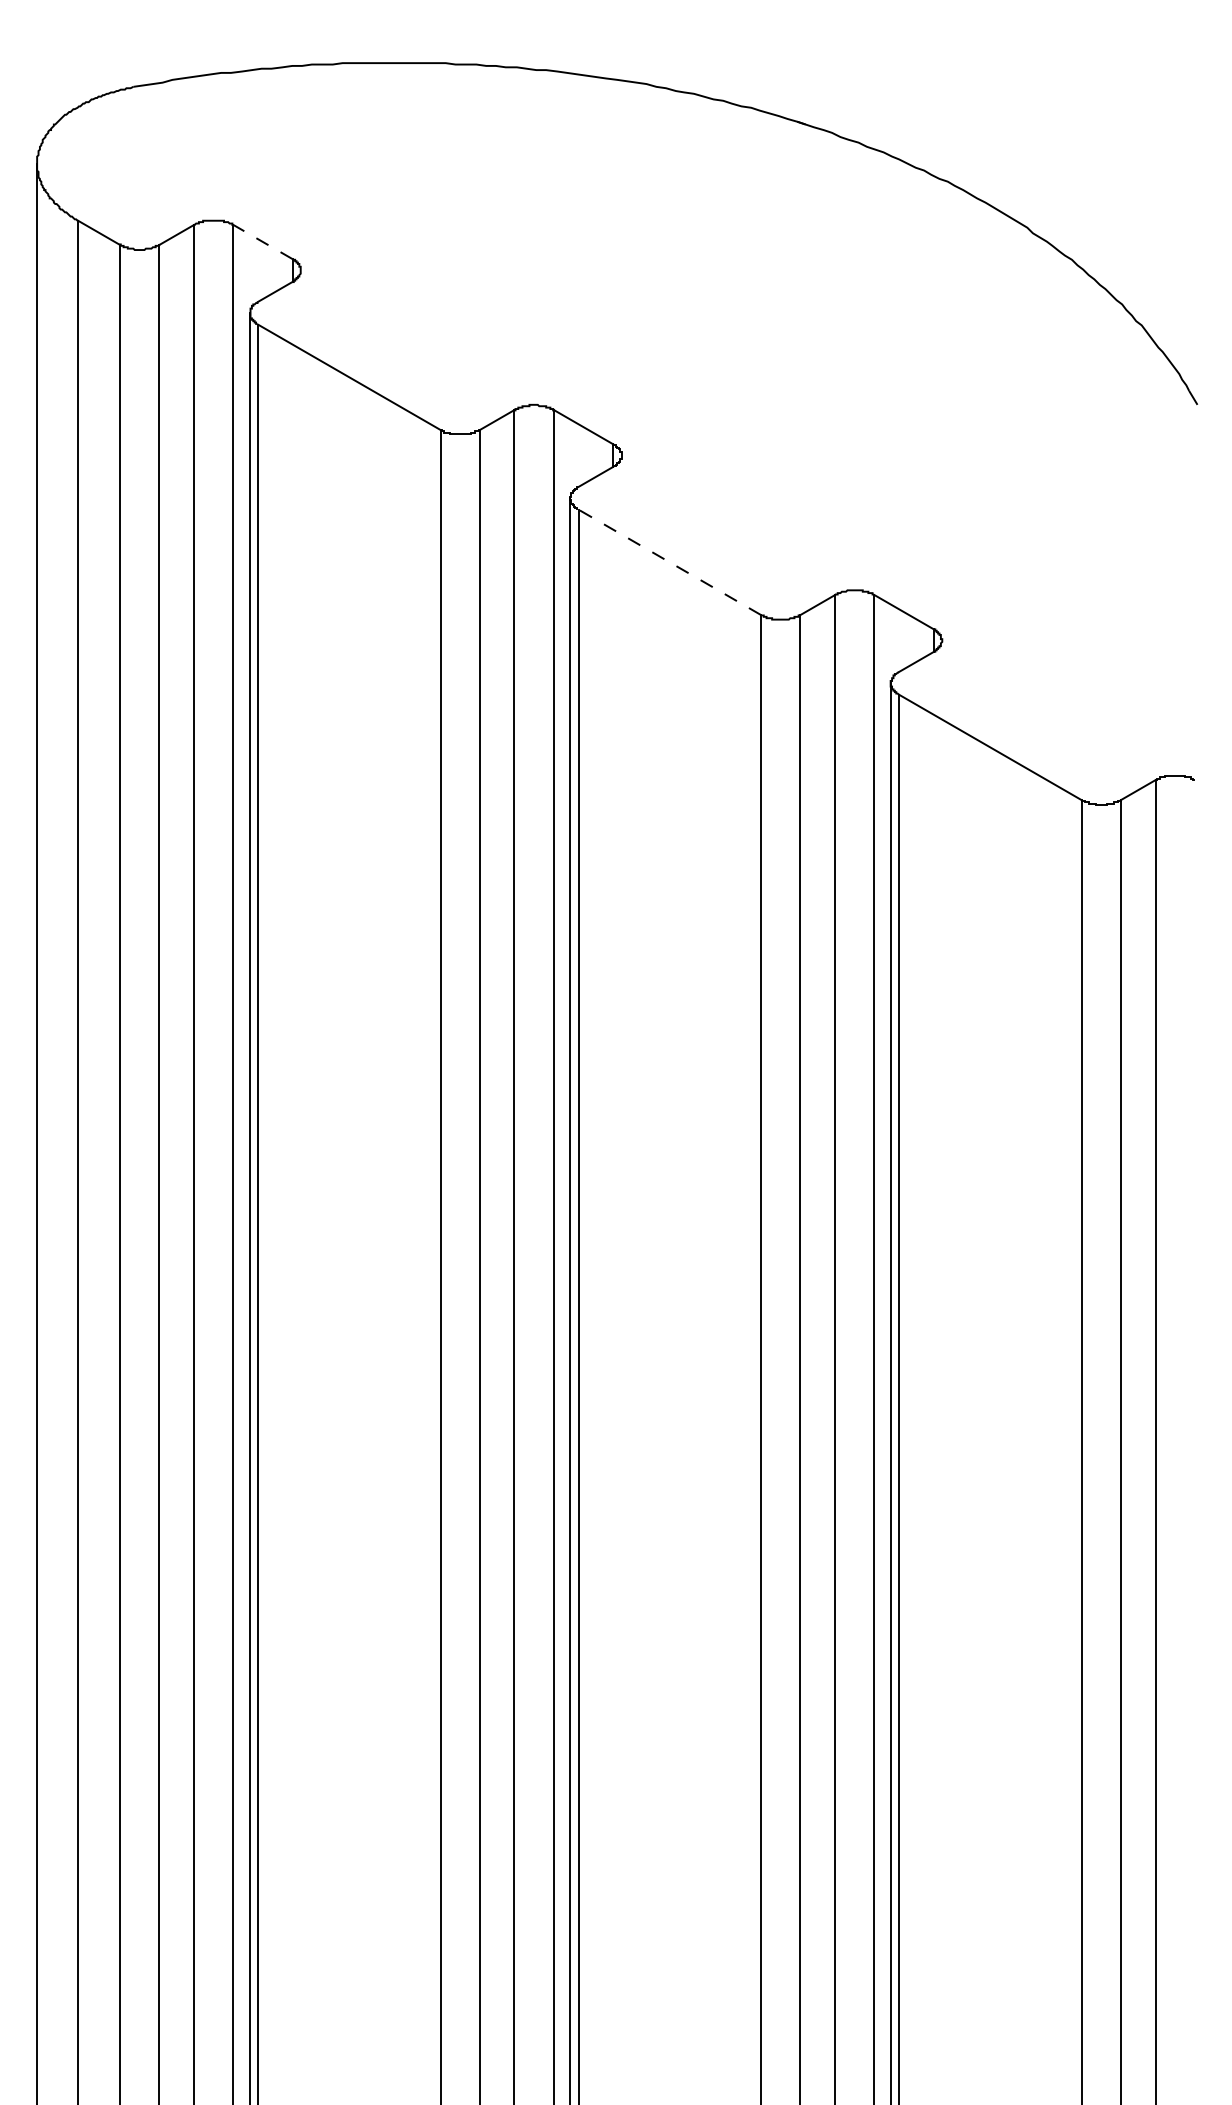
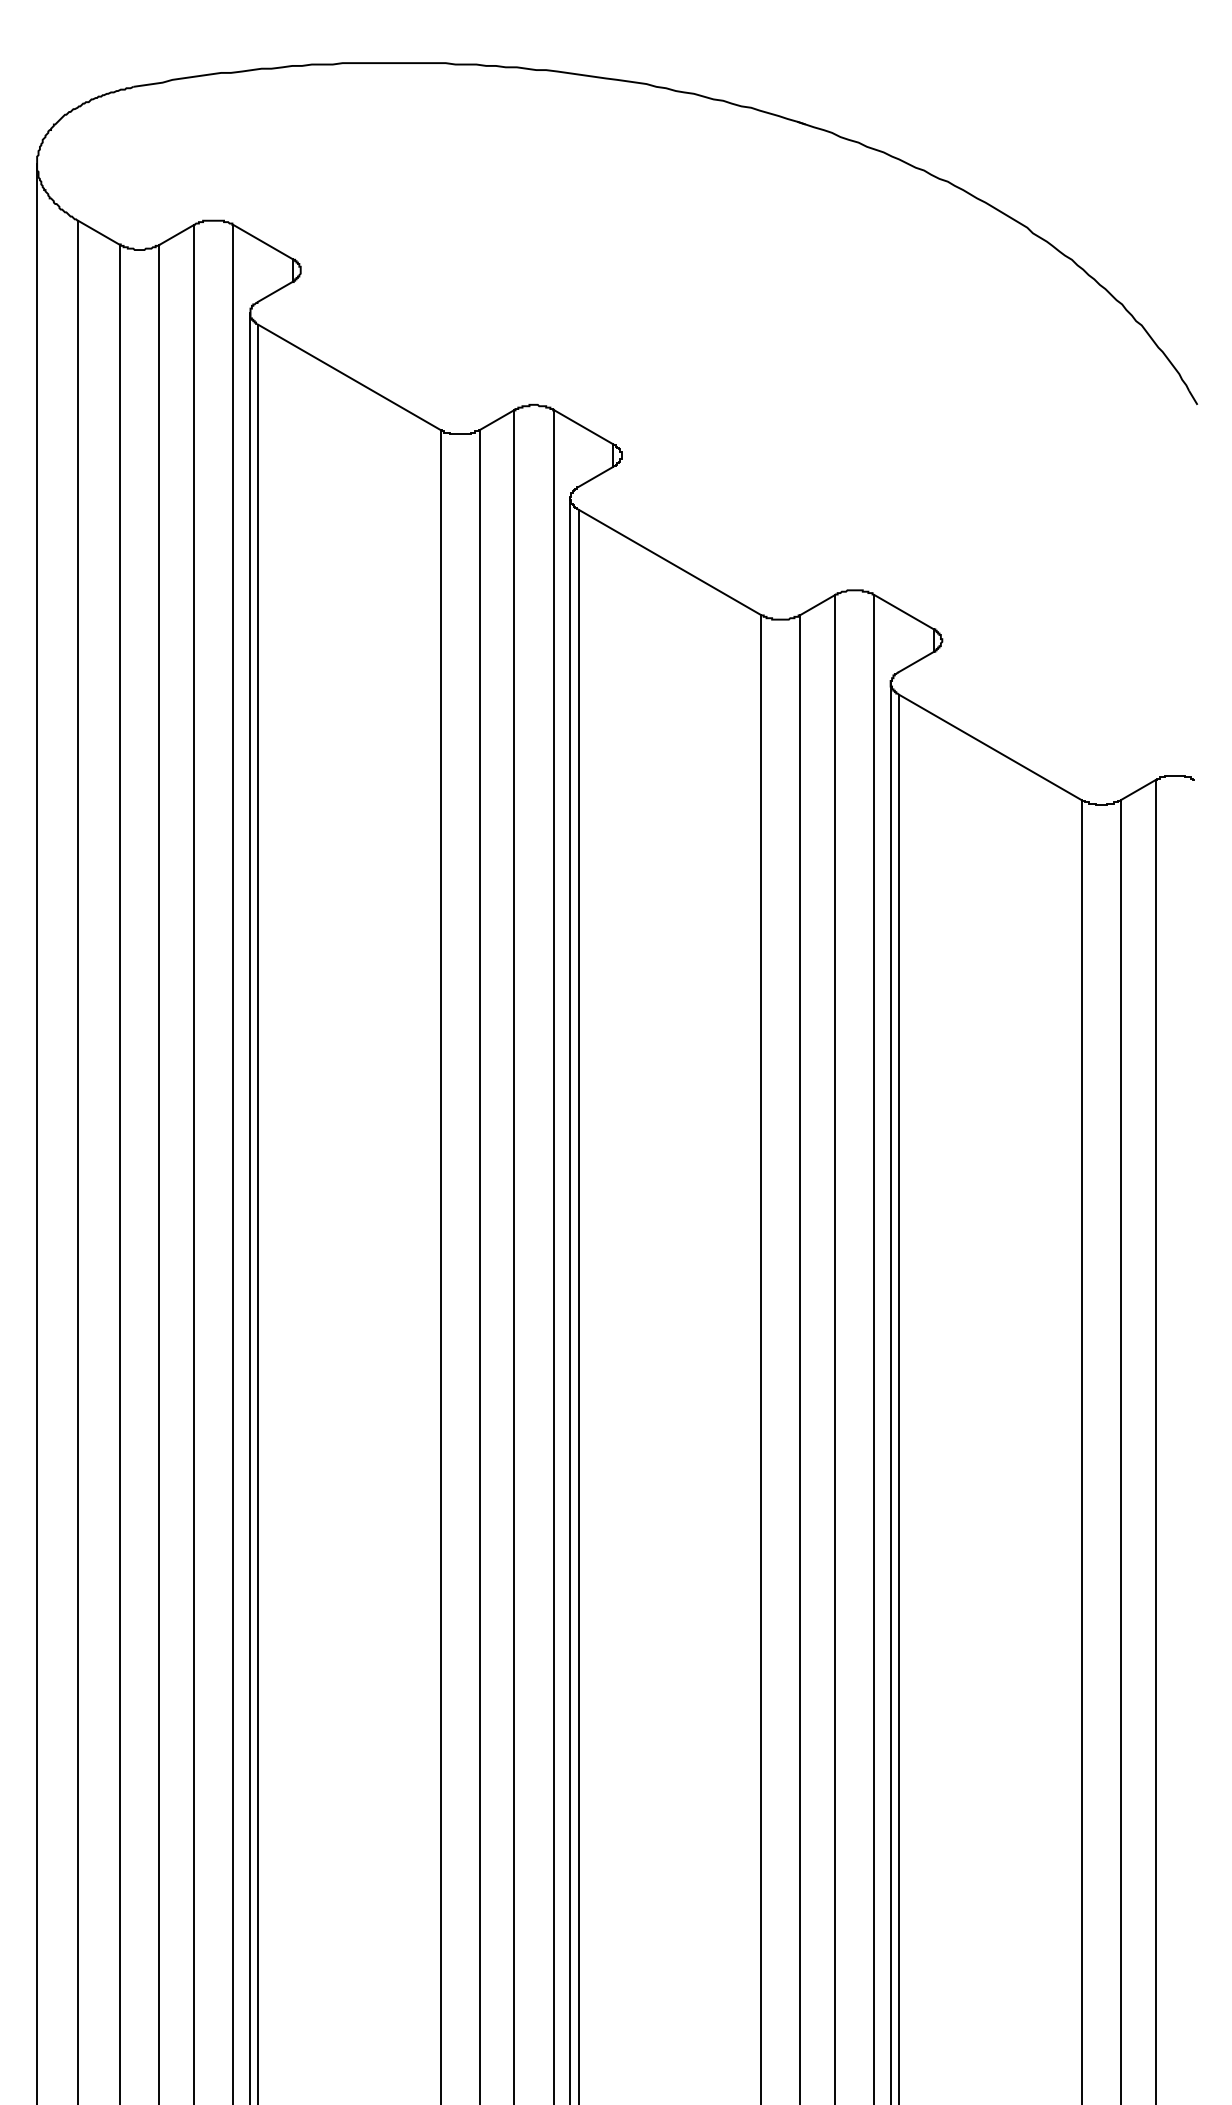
line: dashed -> solid (262, 241)
line: dashed -> solid (669, 562)
